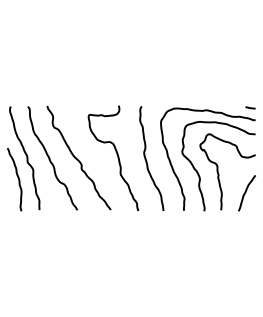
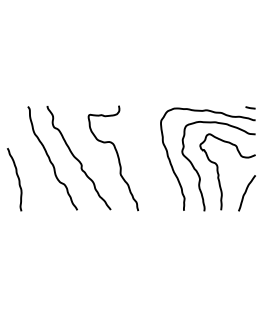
curve: present -> none (26, 158)
curve: present -> none (146, 158)
